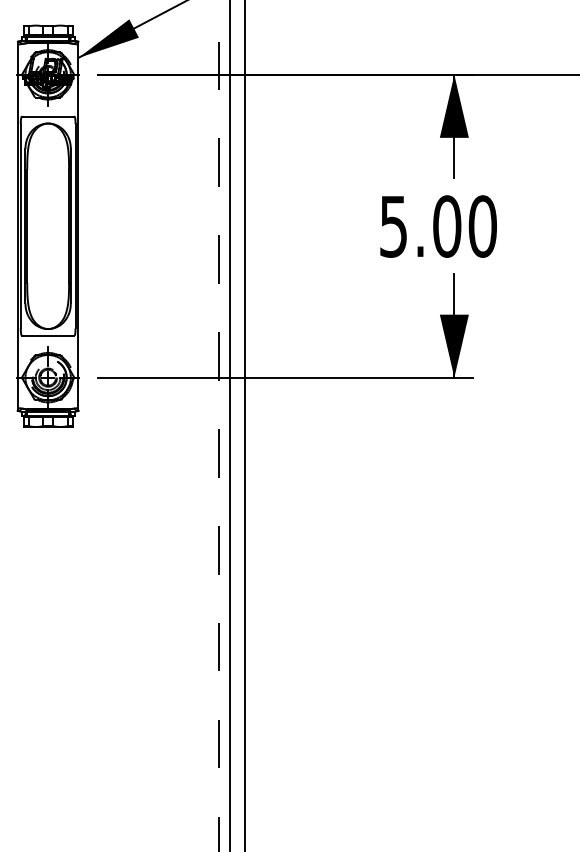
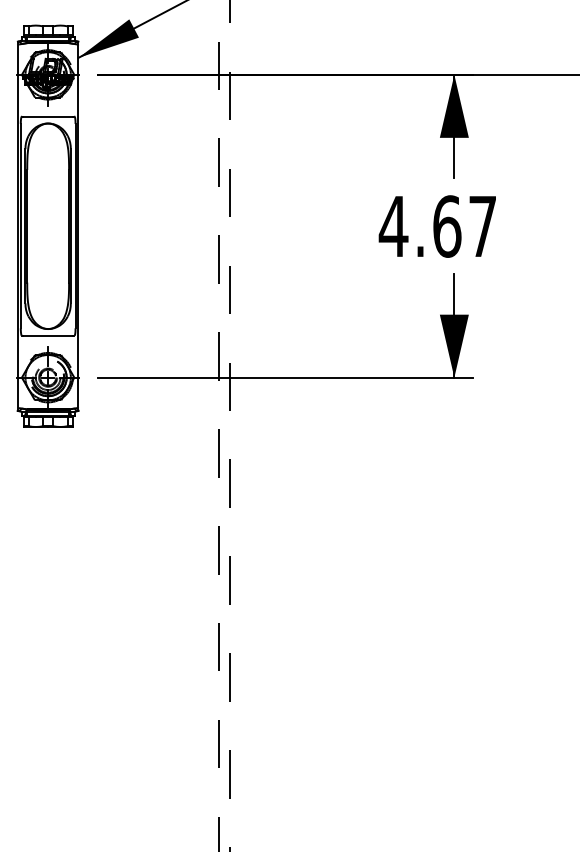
text: 5.00 -> 4.67 (437, 226)
line: solid -> dashed (229, 425)
line: present -> none (244, 425)
